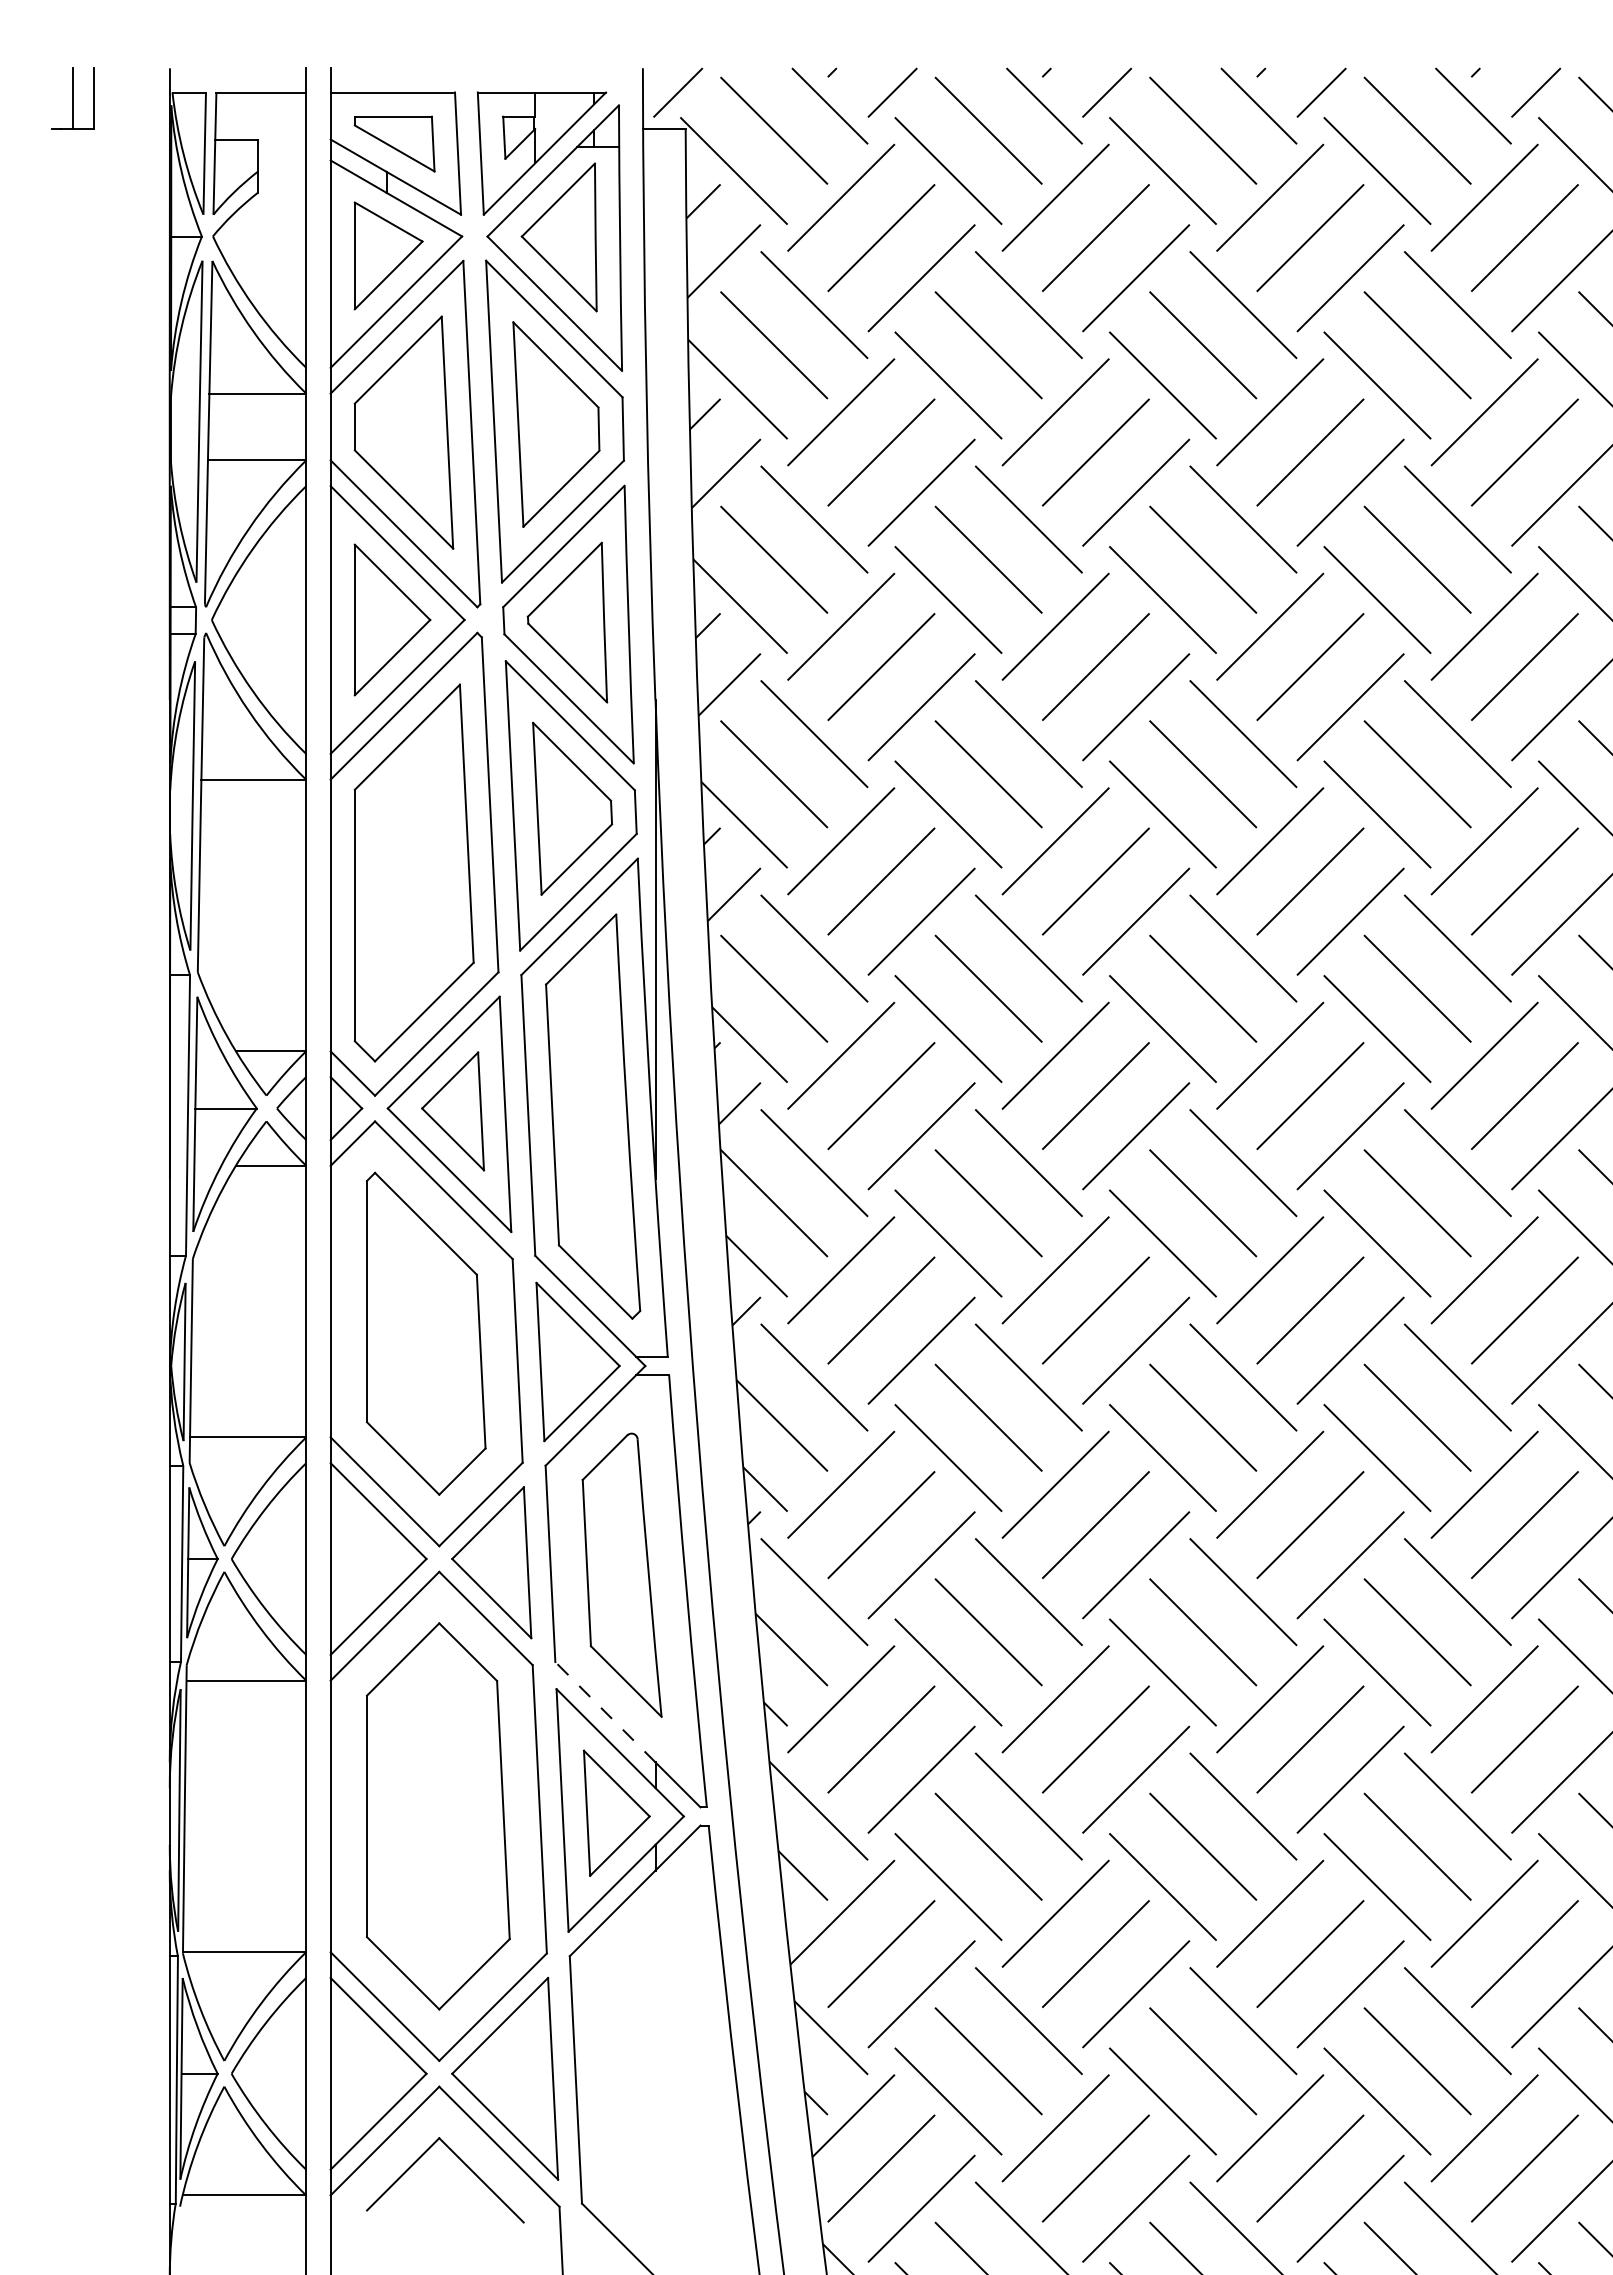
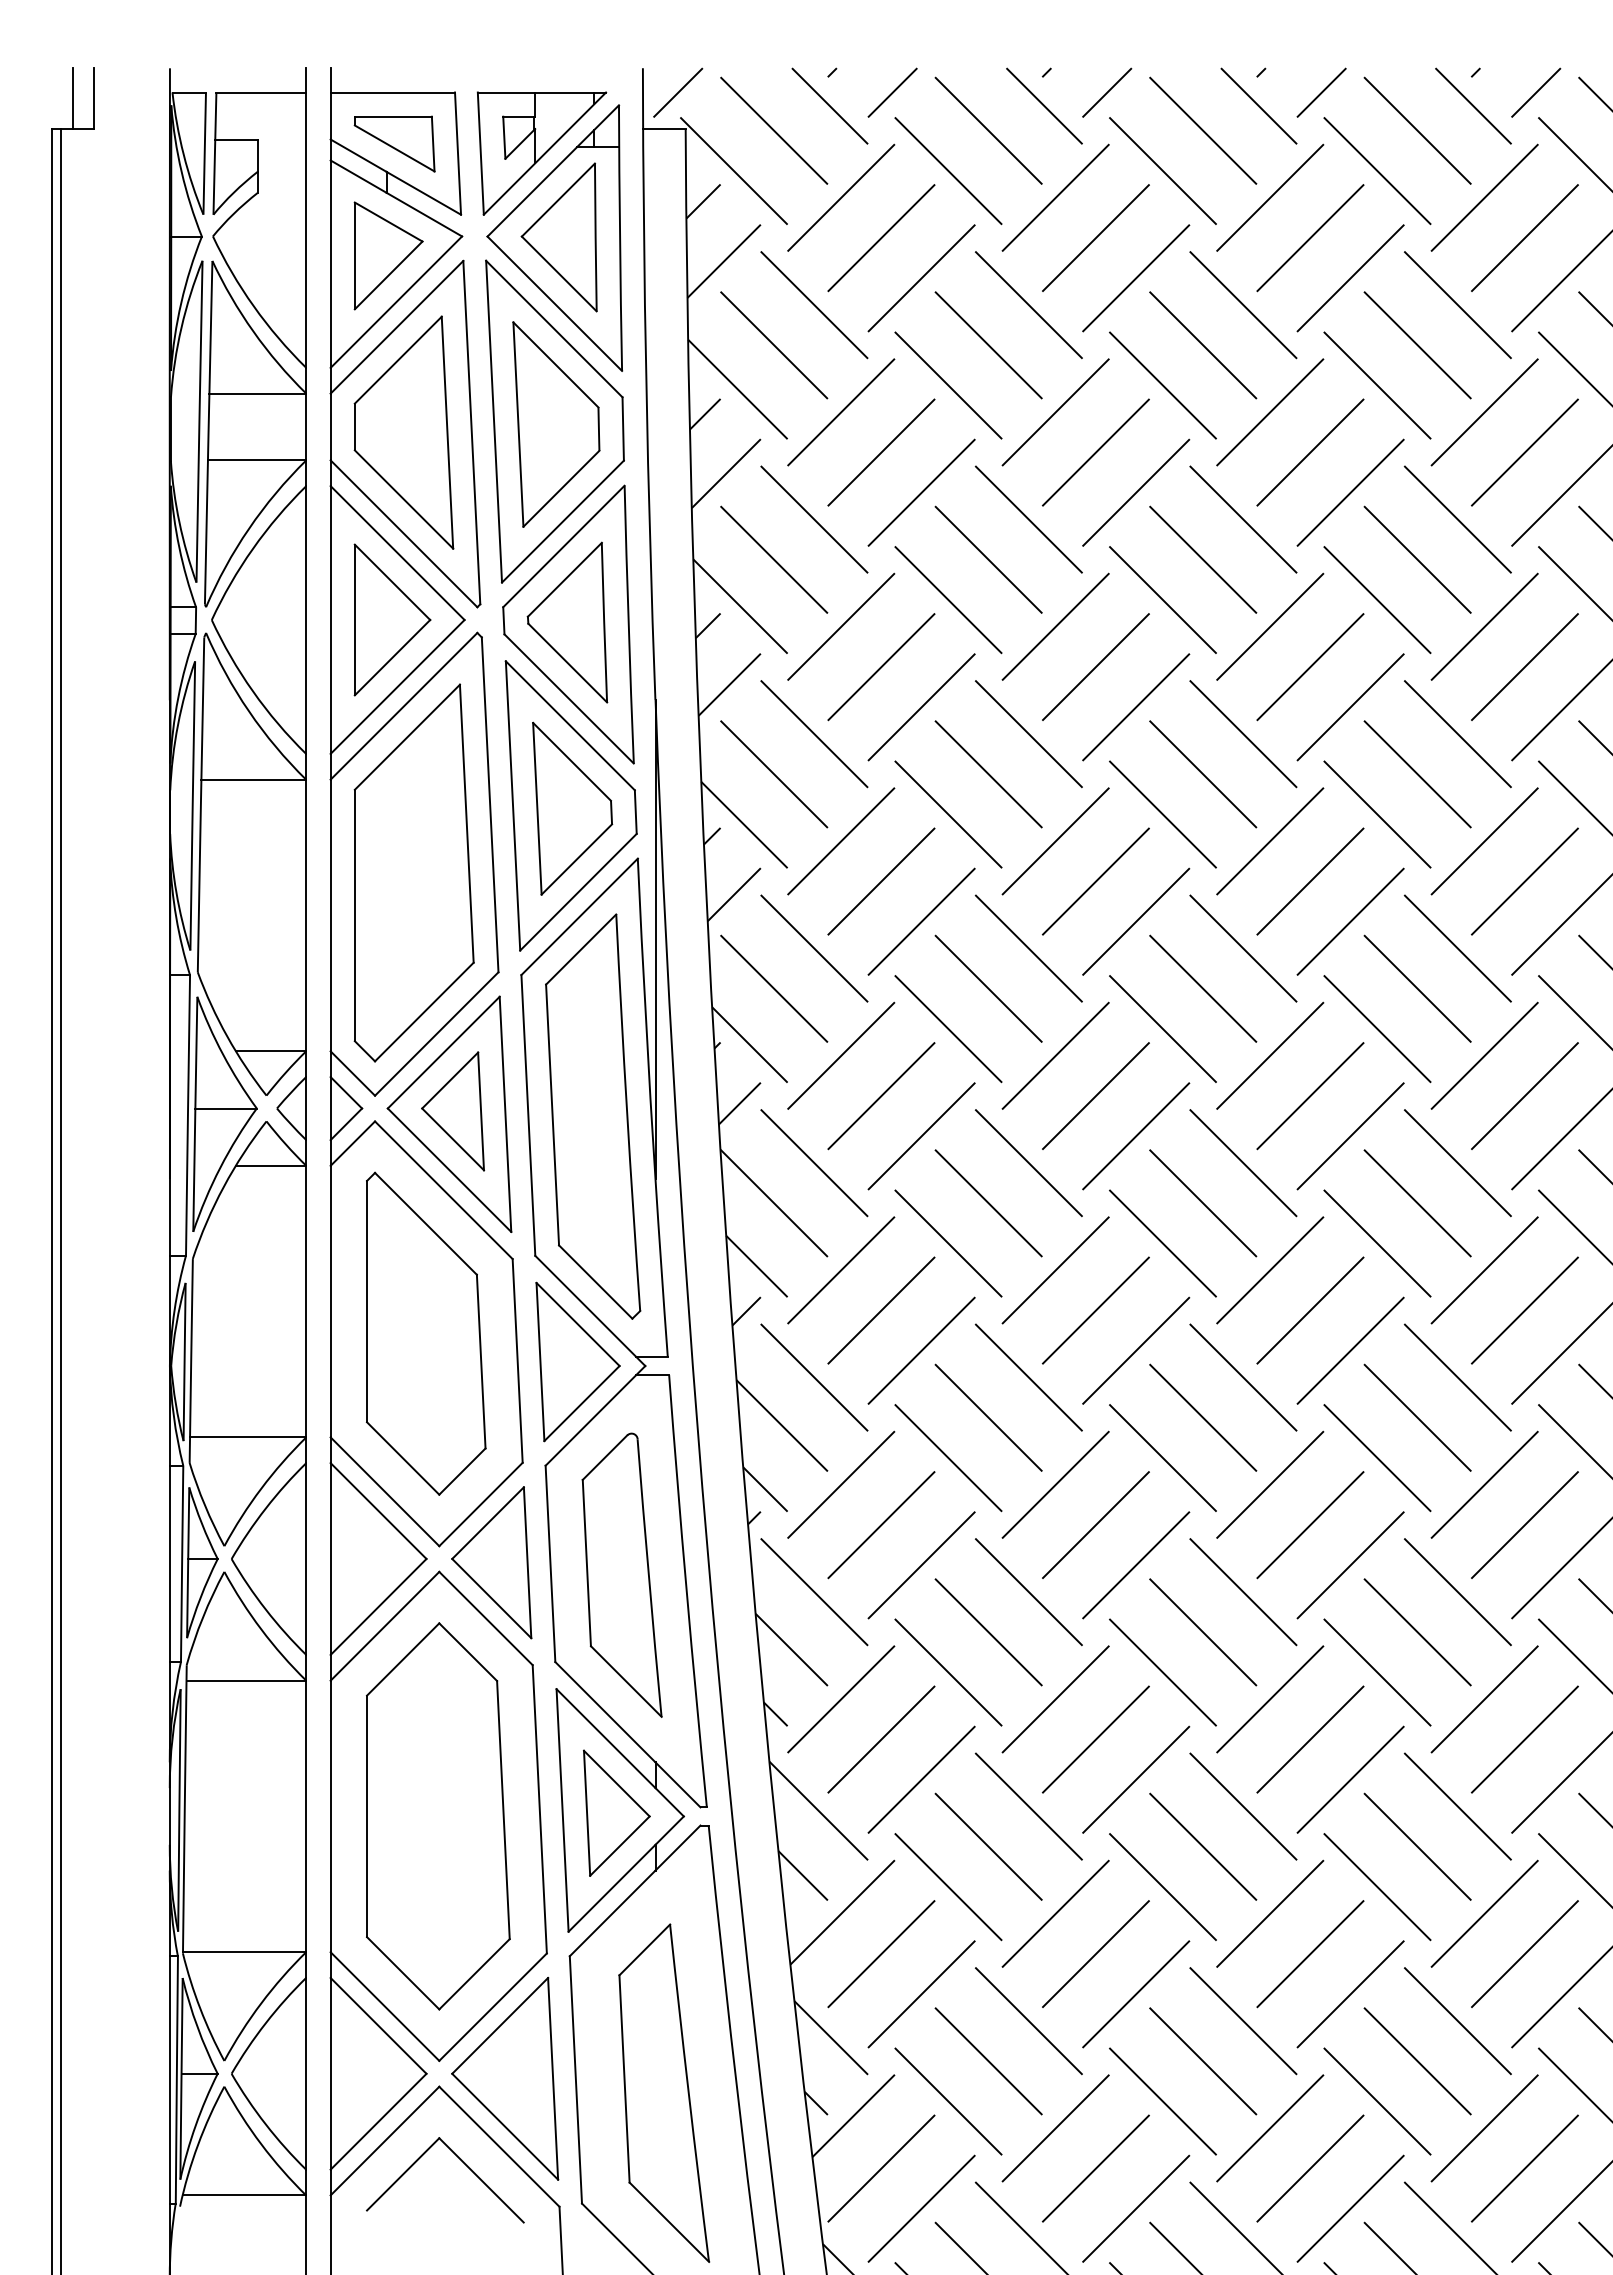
line: none -> present (51, 1199)
line: none -> present (60, 1199)
line: dashed -> solid (605, 1712)
part: none -> present (664, 2092)
